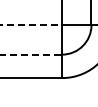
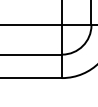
line: dashed -> solid (31, 25)
line: dashed -> solid (31, 54)
